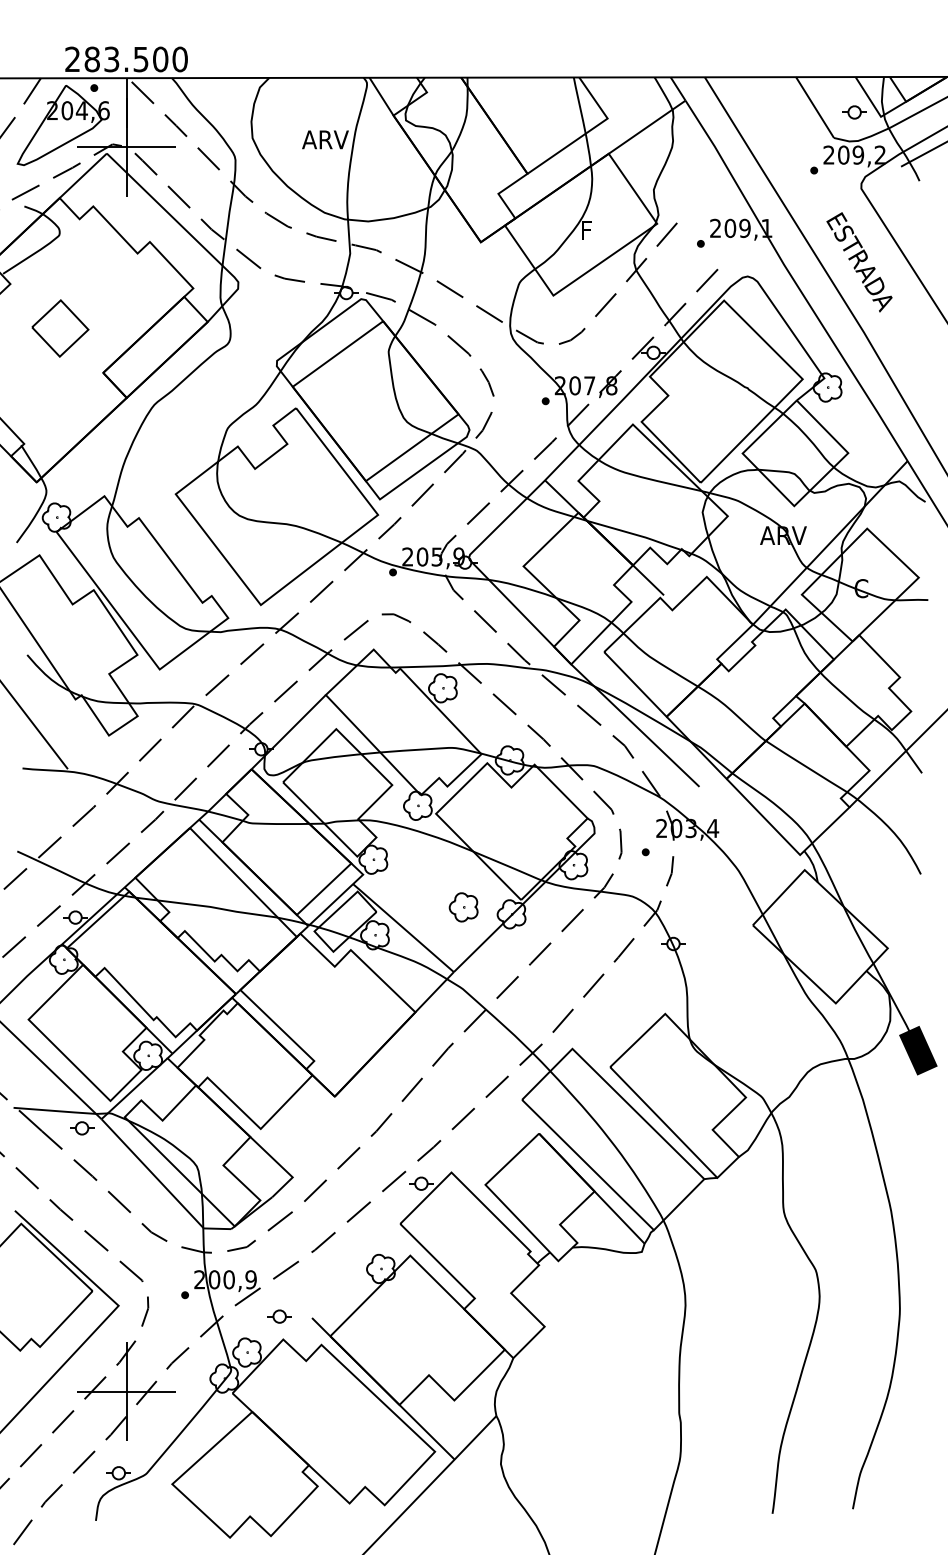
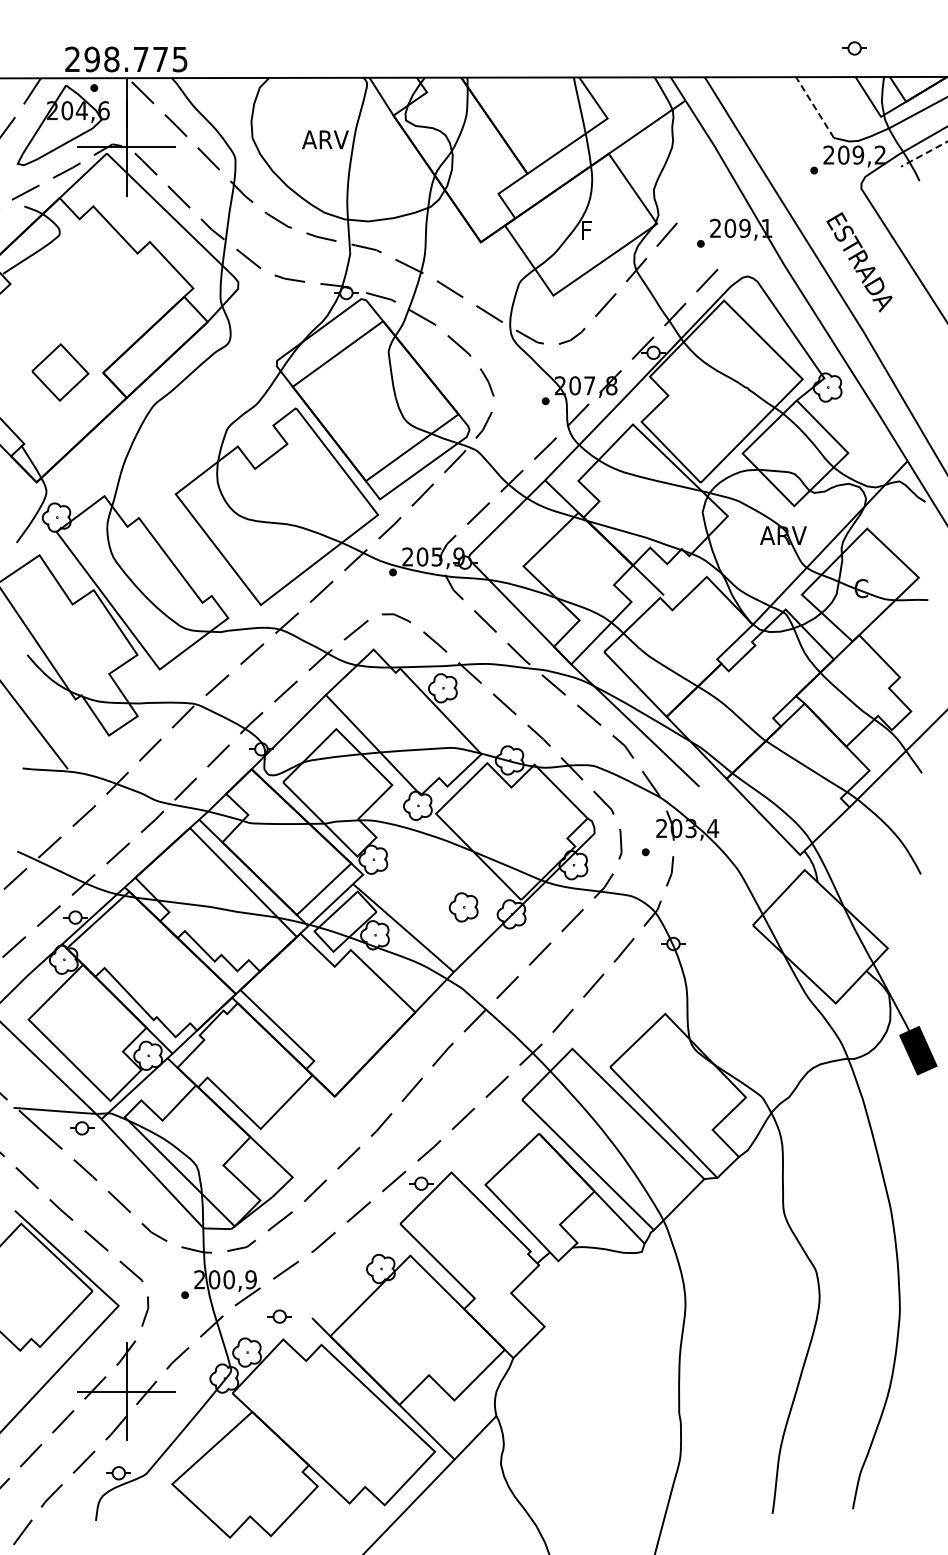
text: 283.500 -> 298.775 (135, 59)
line: solid -> dashed (815, 107)
part position: (854, 112) -> (854, 48) (854, 48)
line: solid -> dashed (923, 154)
part position: (60, 328) -> (60, 372) (60, 372)
